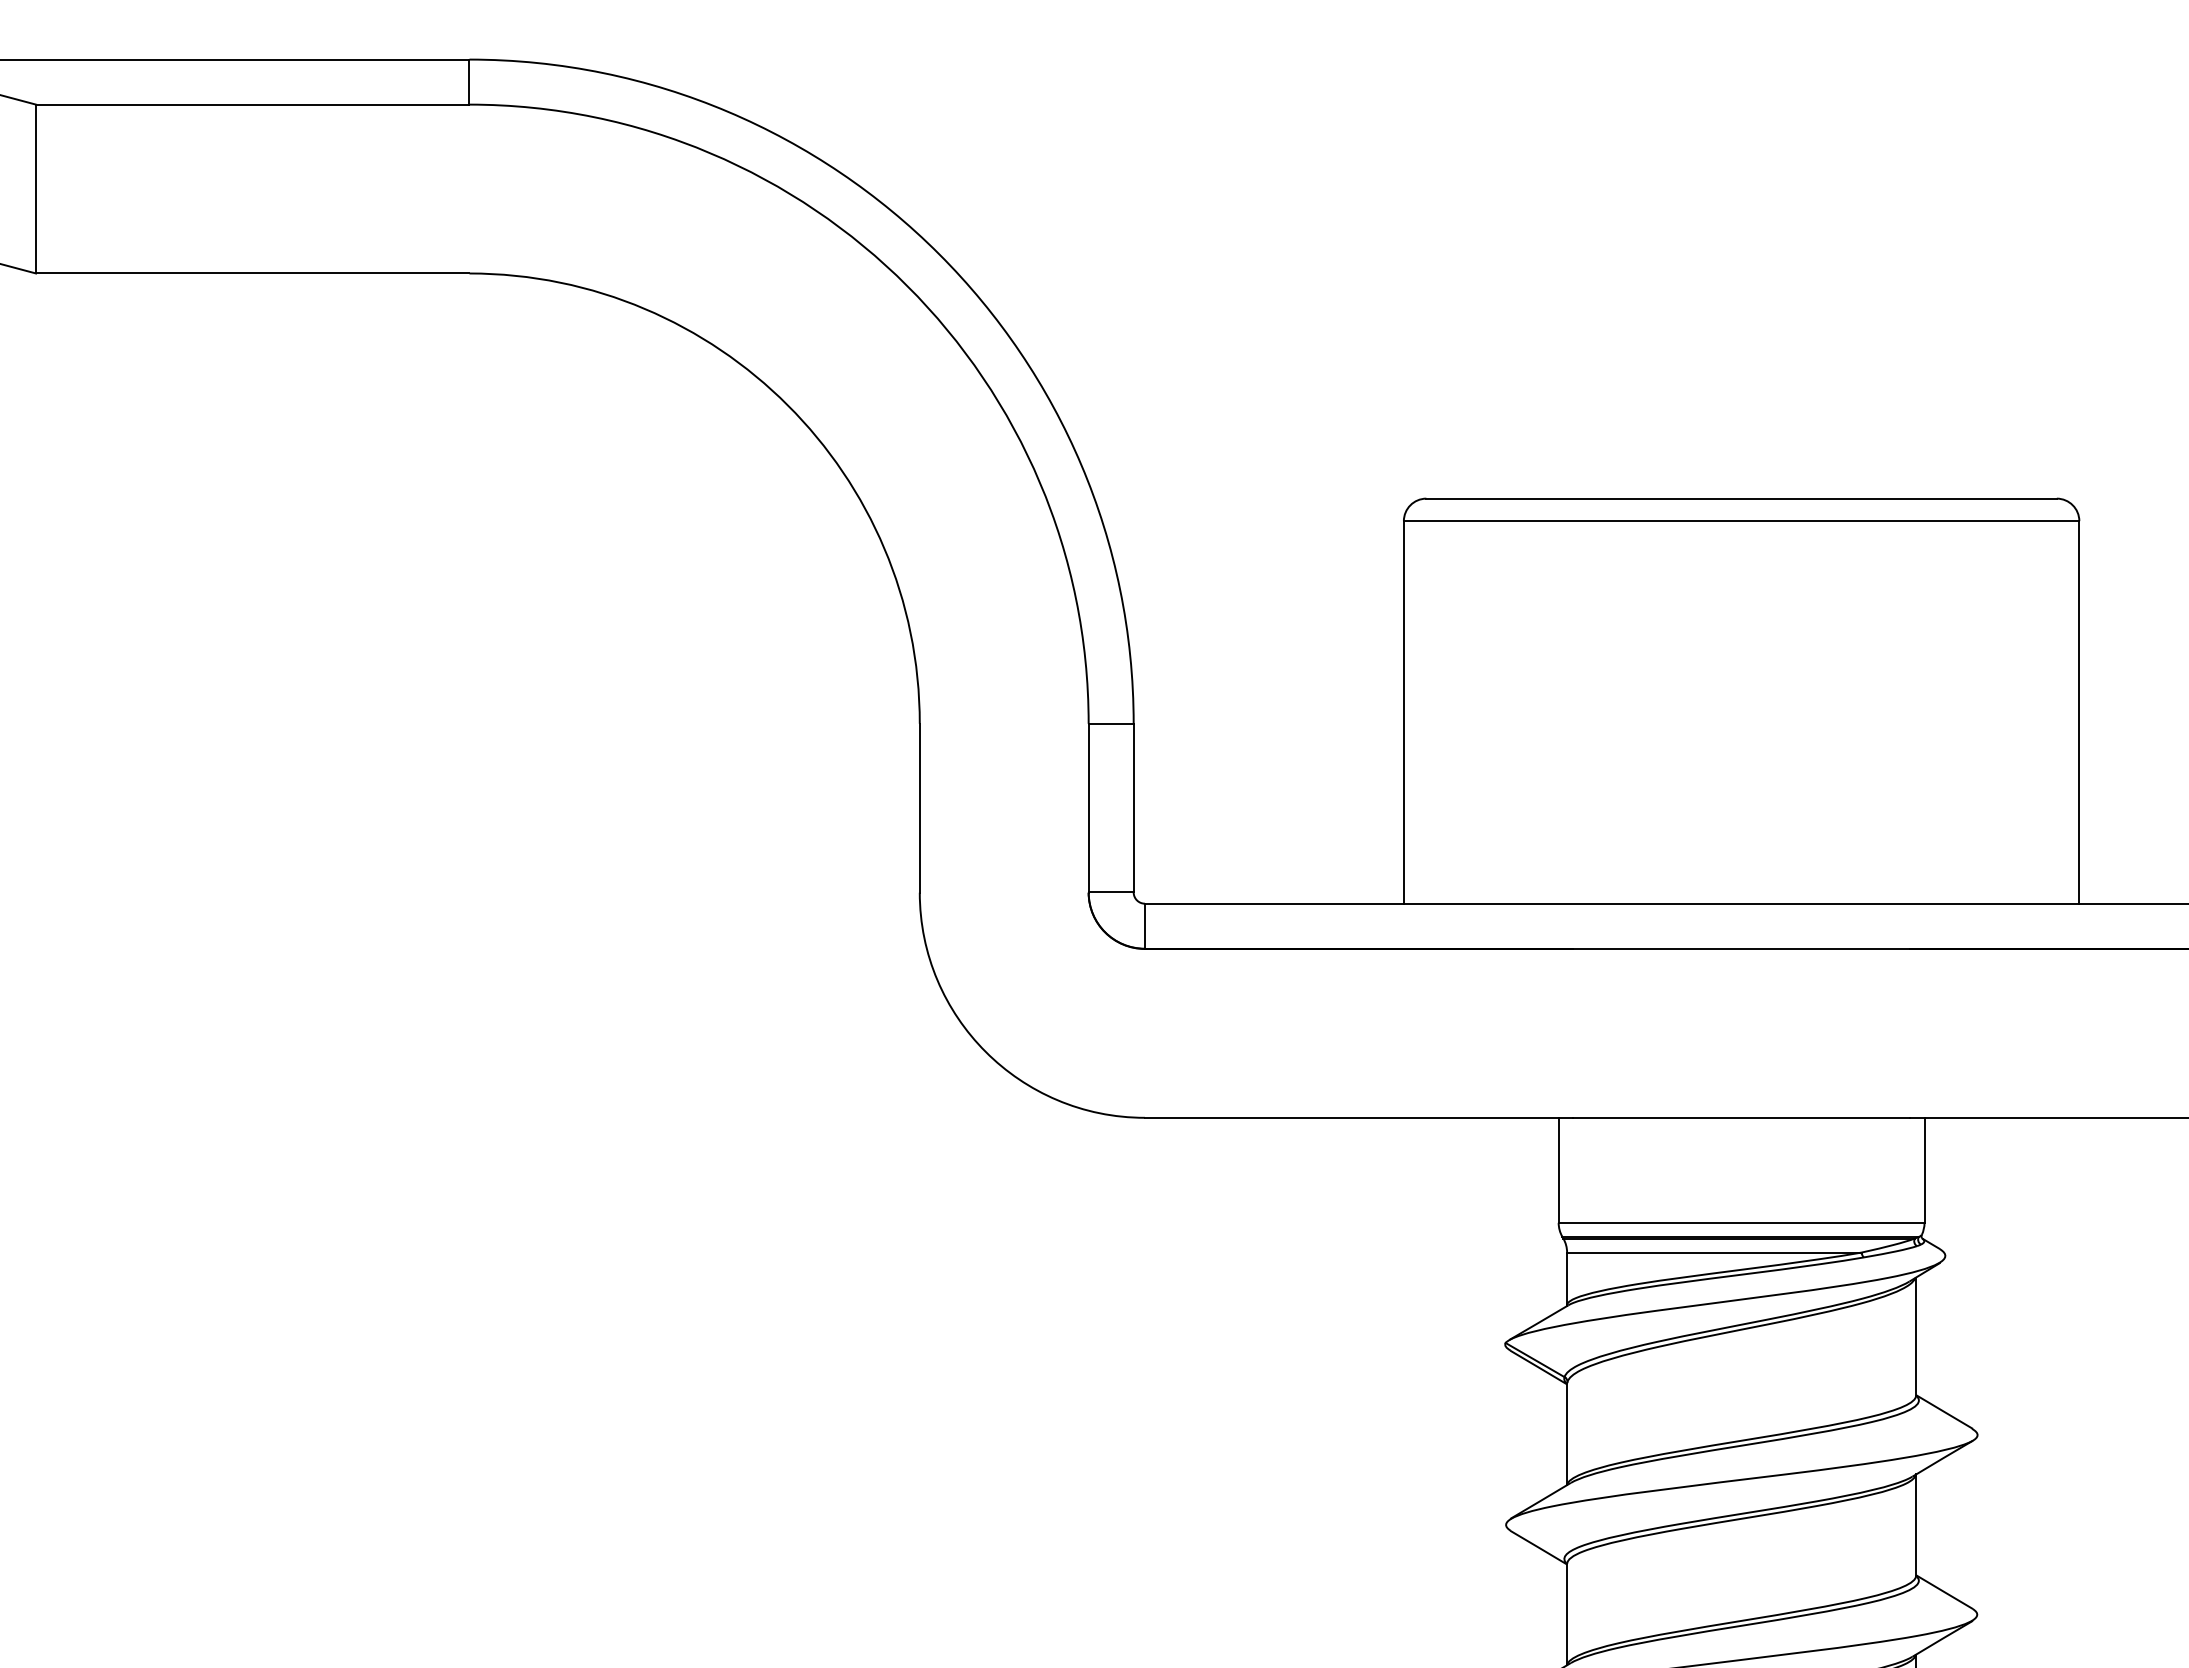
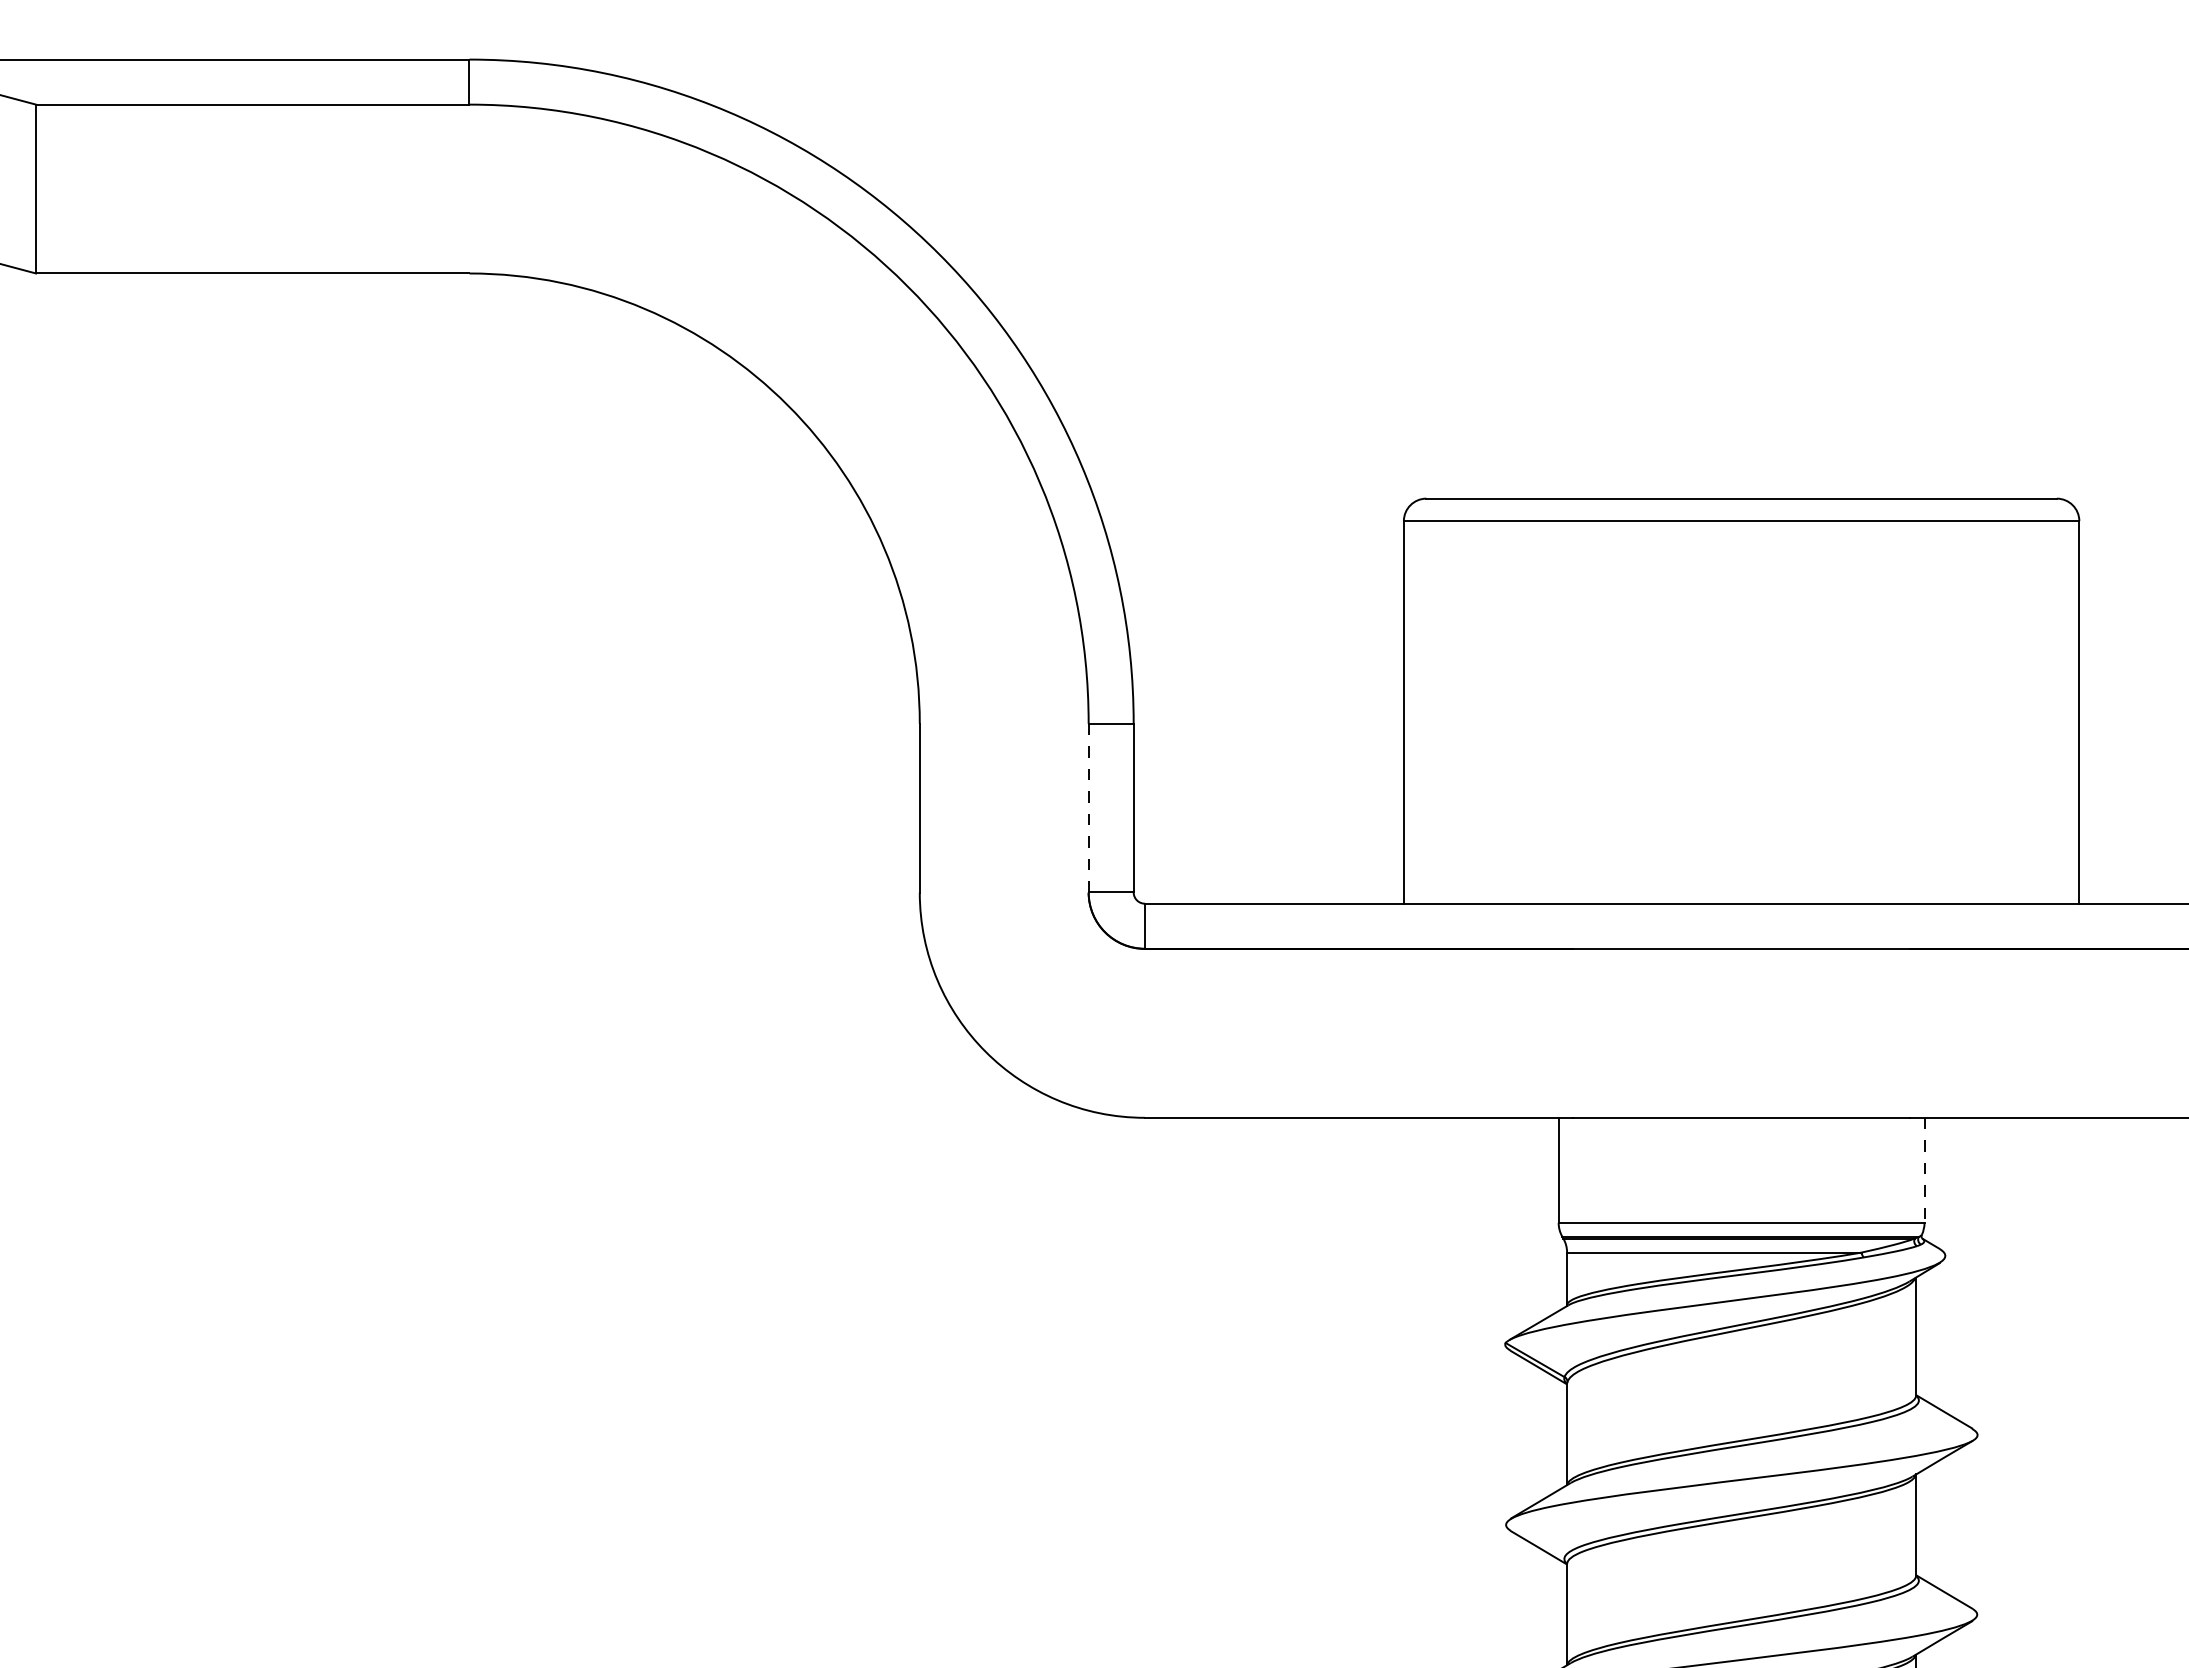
line: solid -> dashed (1088, 808)
line: solid -> dashed (1924, 1170)
